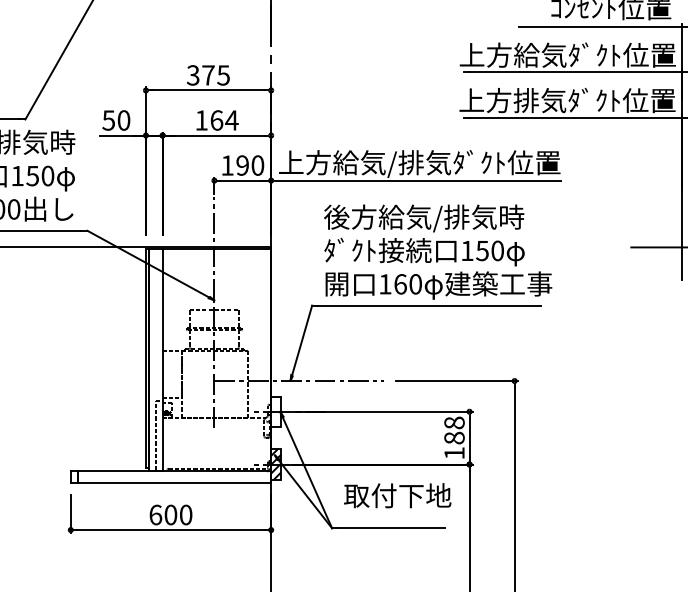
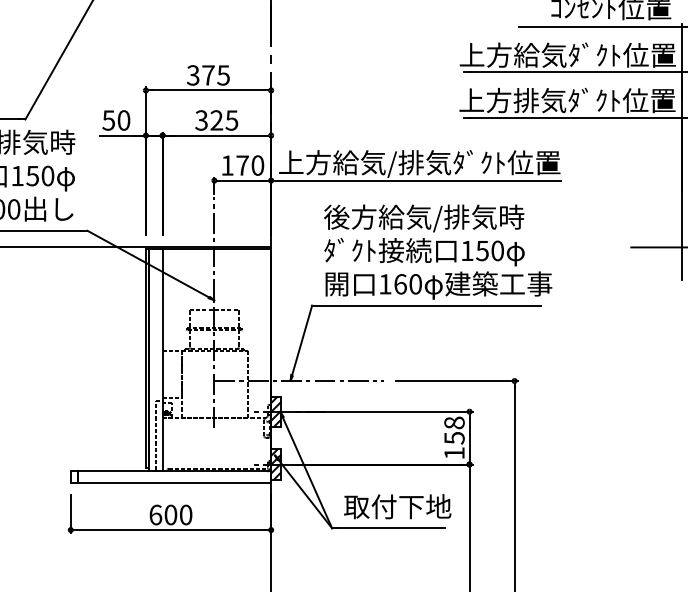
text: 164 -> 325 (216, 120)
text: 190 -> 170 (242, 165)
hatch: none -> present (276, 411)
text: 188 -> 158 (454, 437)
text position: (397, 495) -> (397, 506) (397, 506)
